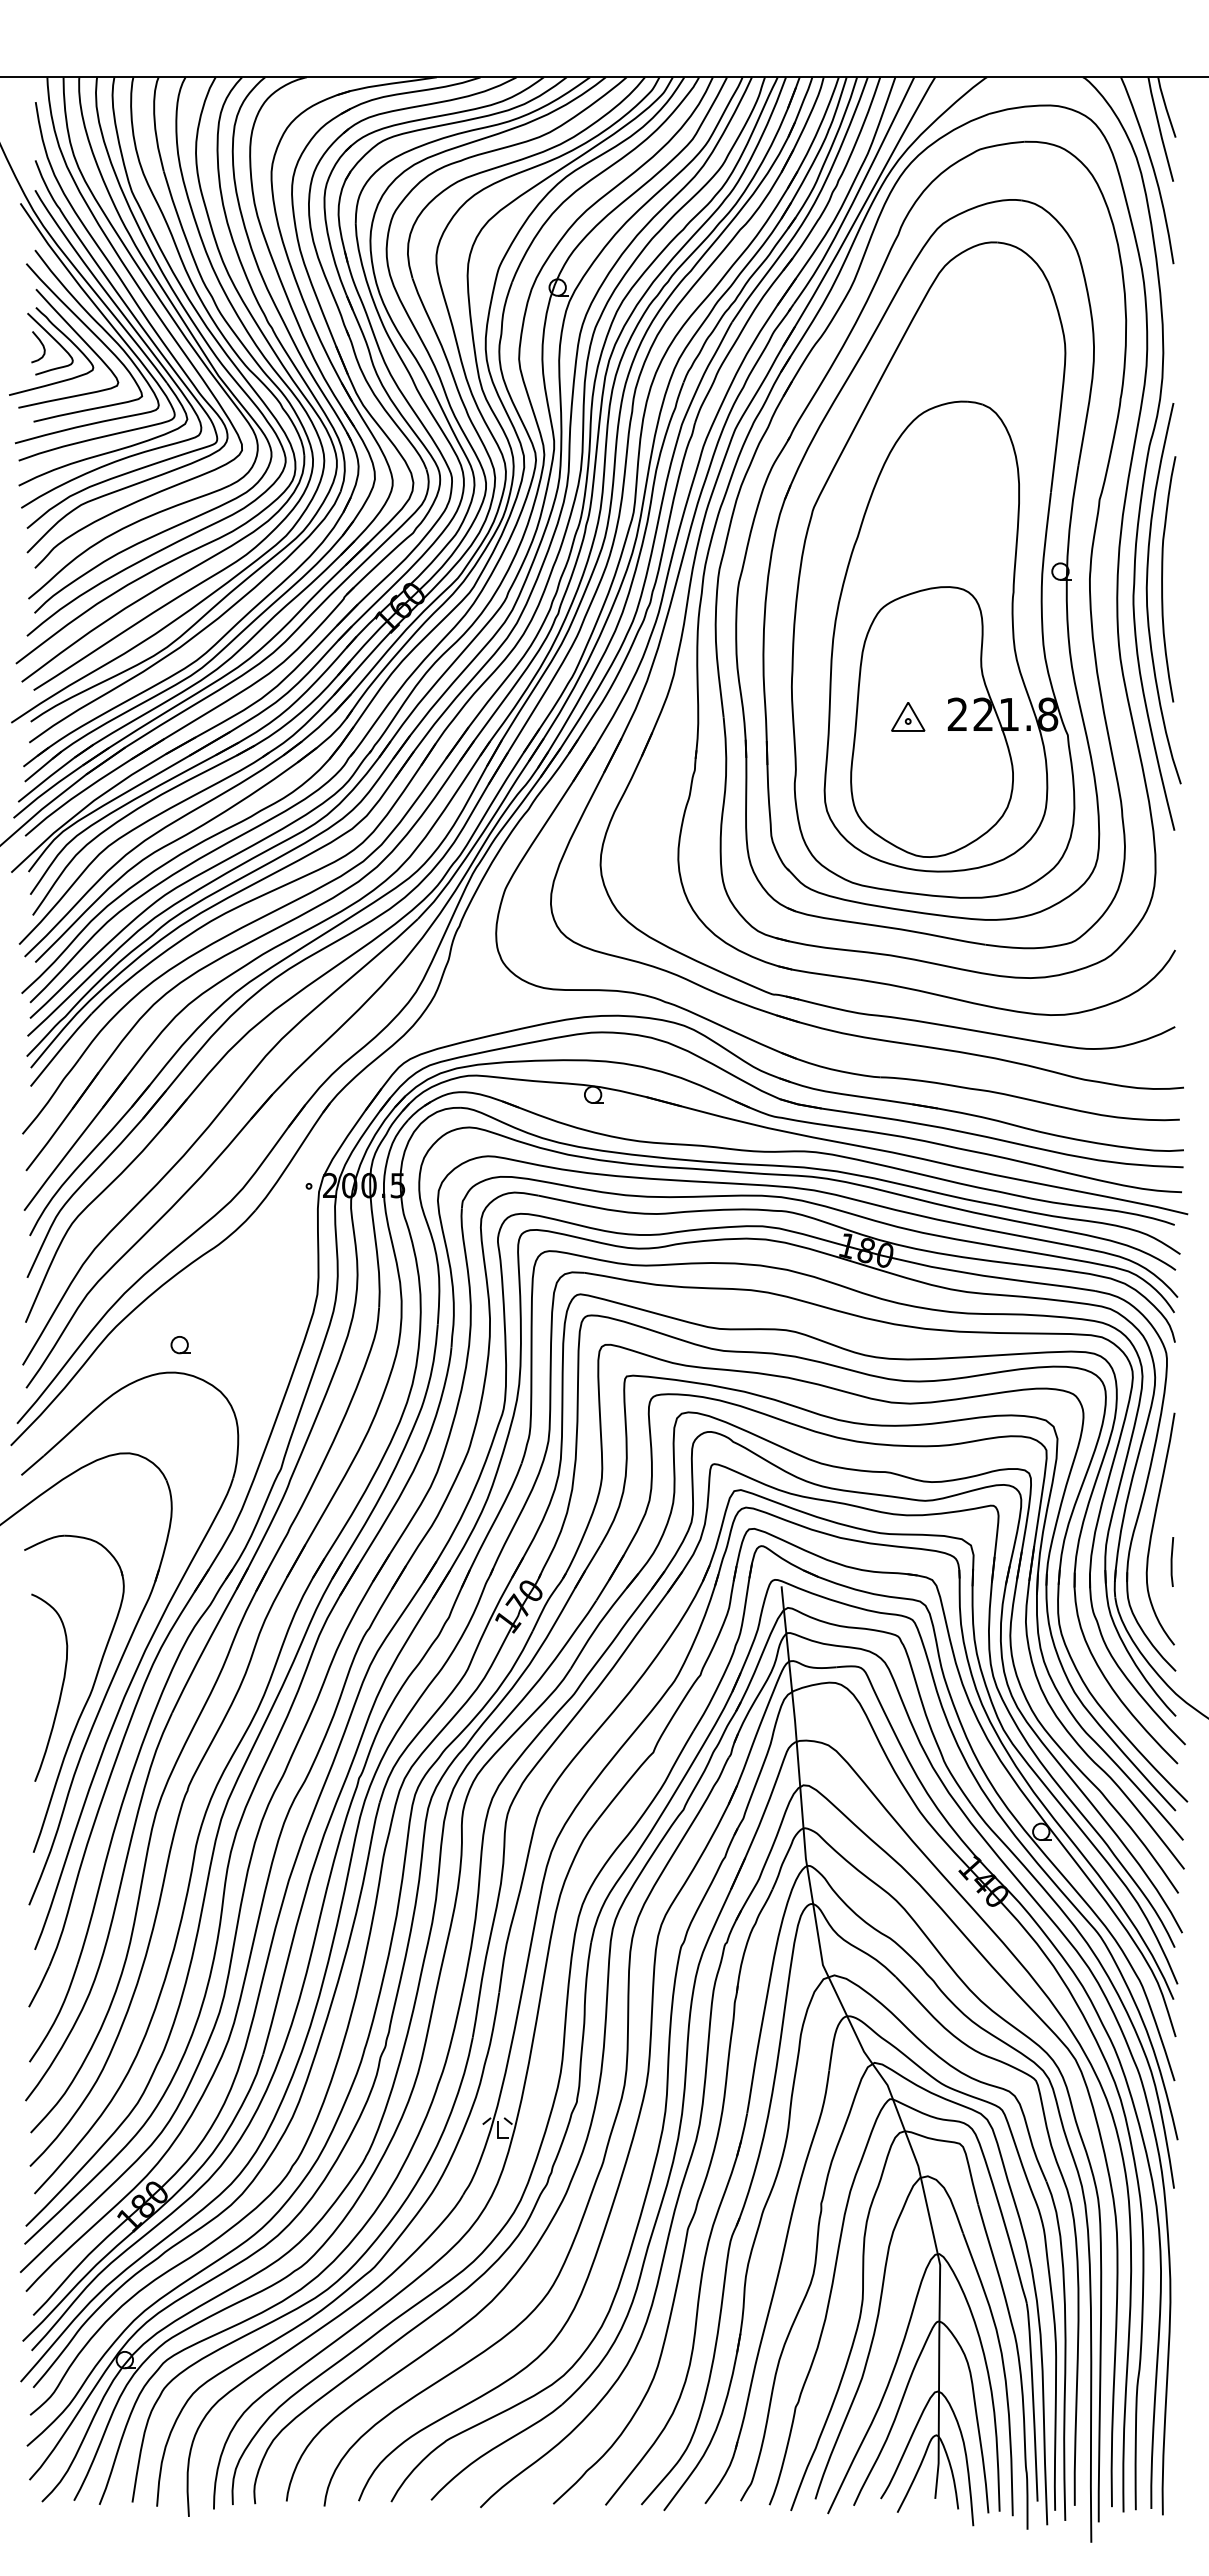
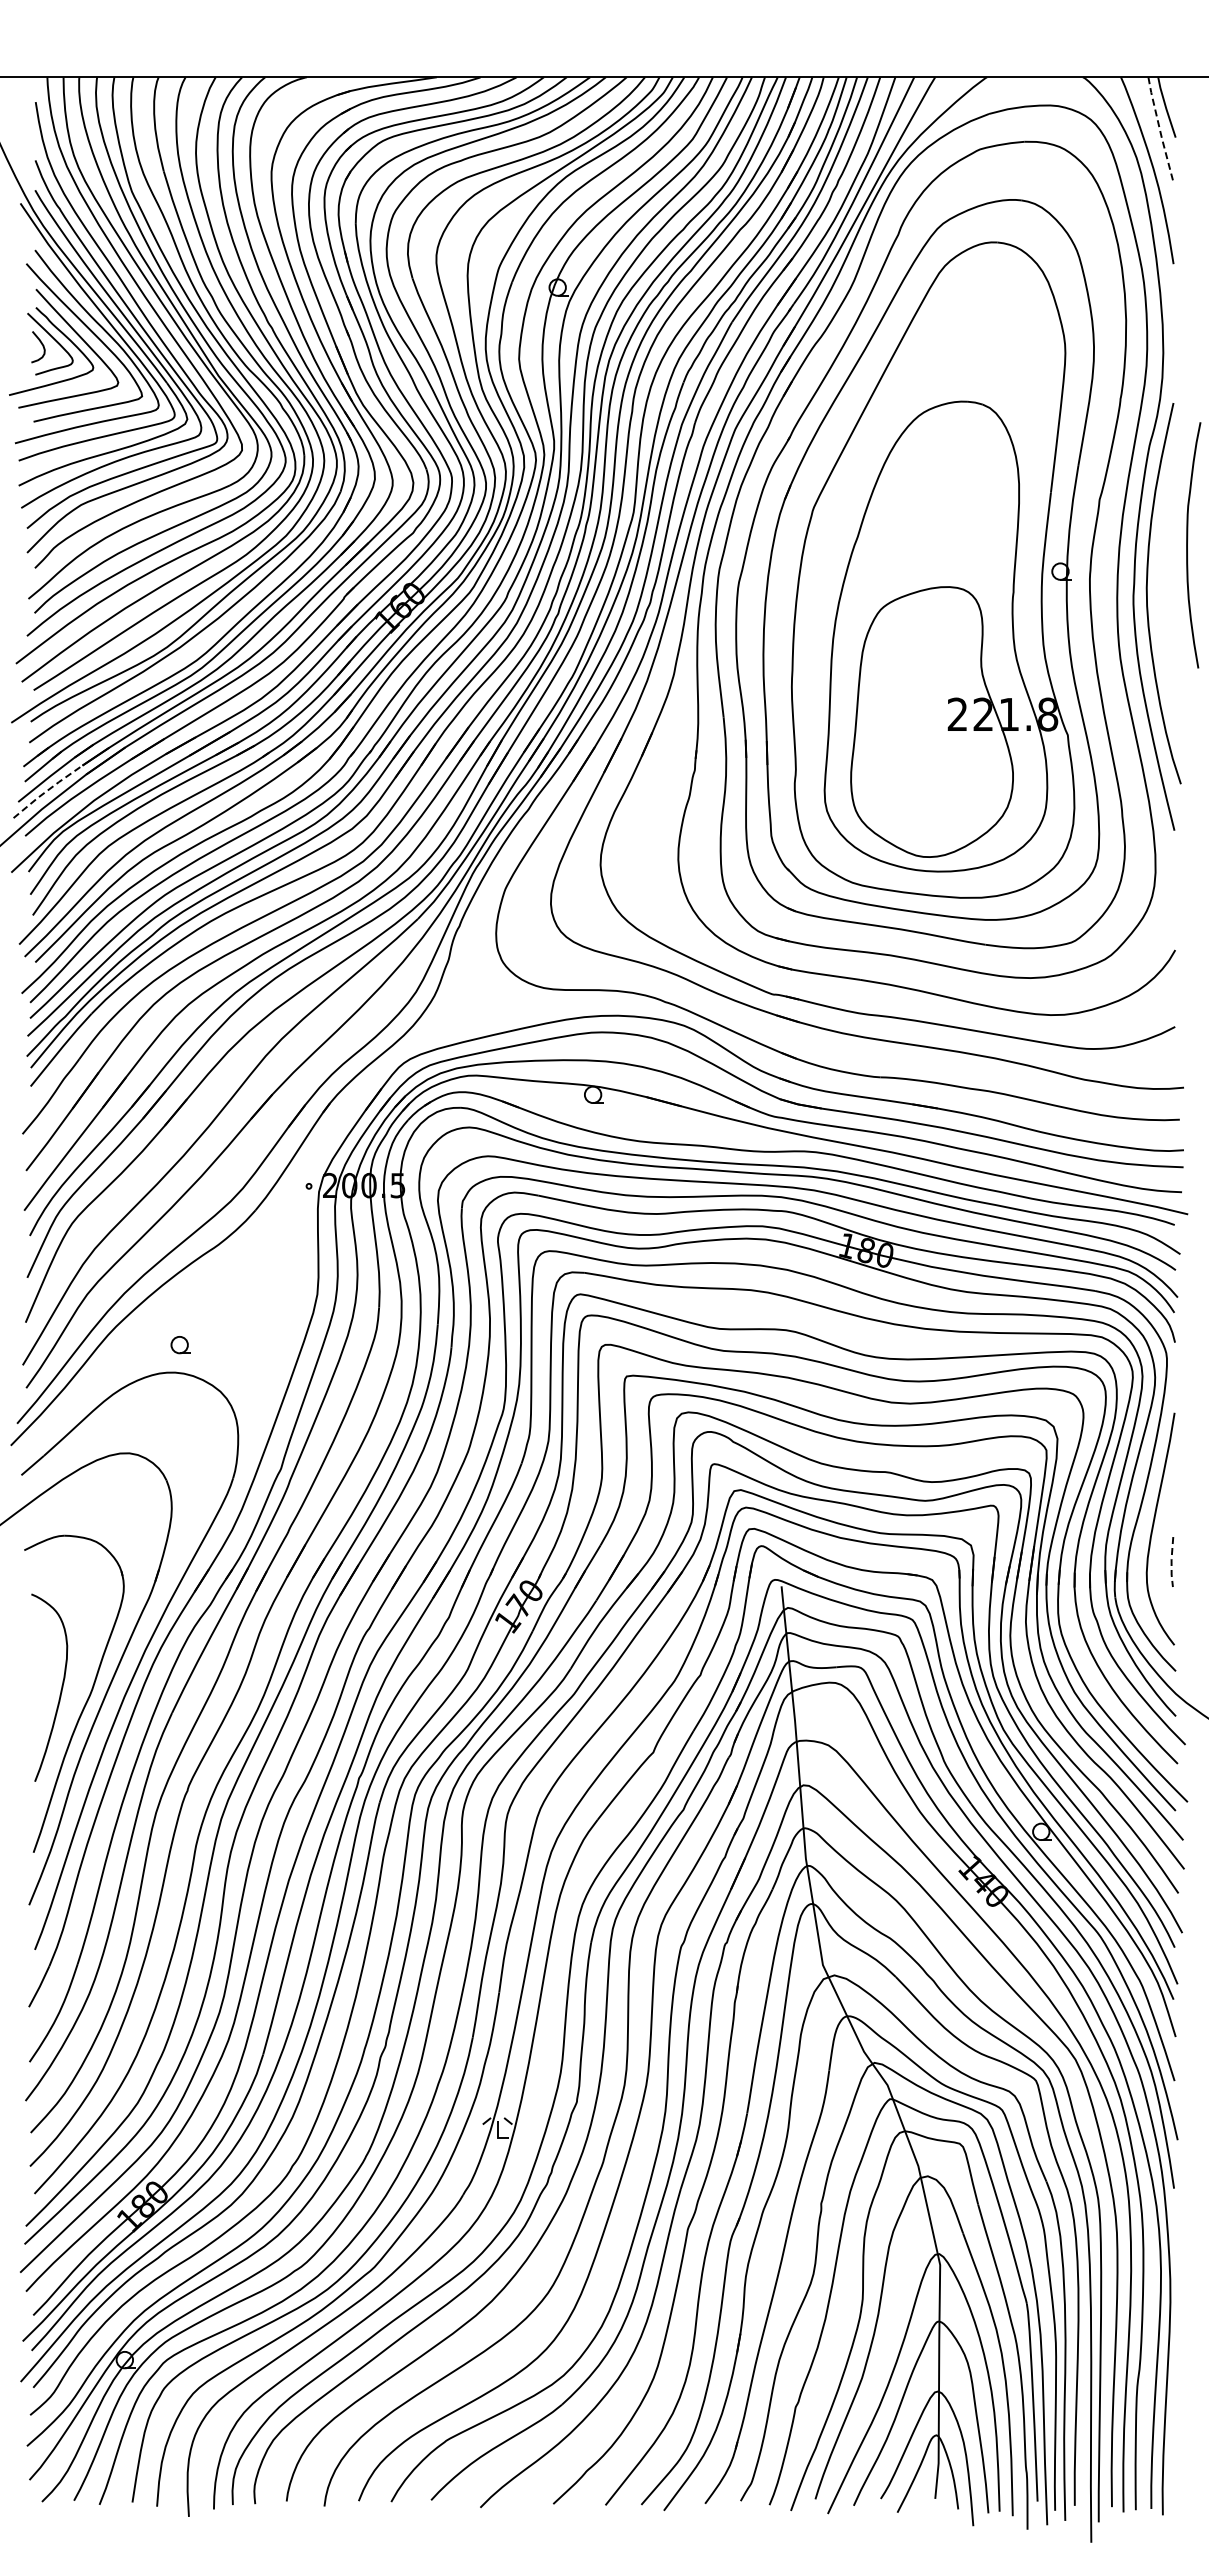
line: solid -> dashed (1159, 129)
curve position: (1162, 579) -> (1187, 545) (1187, 545)
part: present -> none (908, 716)
line: solid -> dashed (47, 790)
line: solid -> dashed (1171, 1562)
